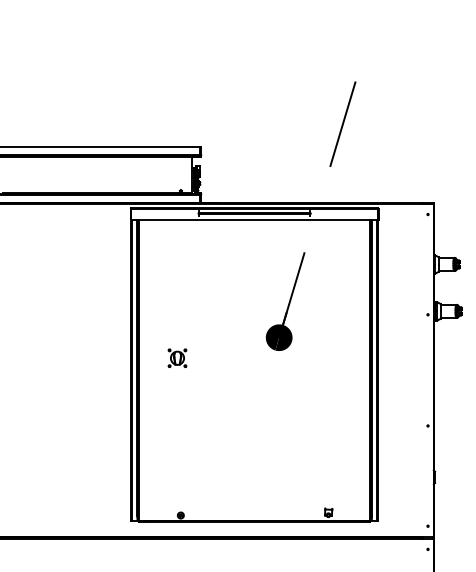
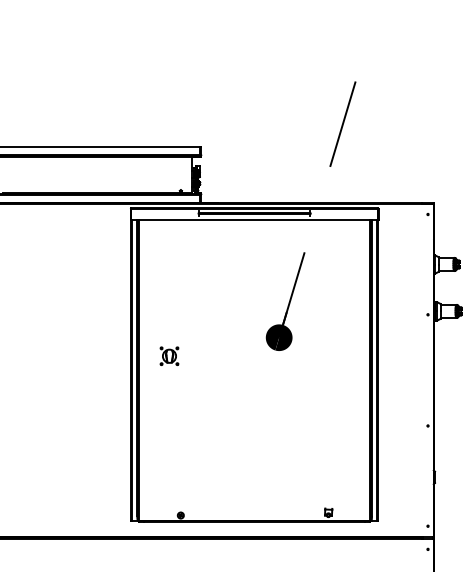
part position: (177, 357) -> (169, 355) (169, 355)
